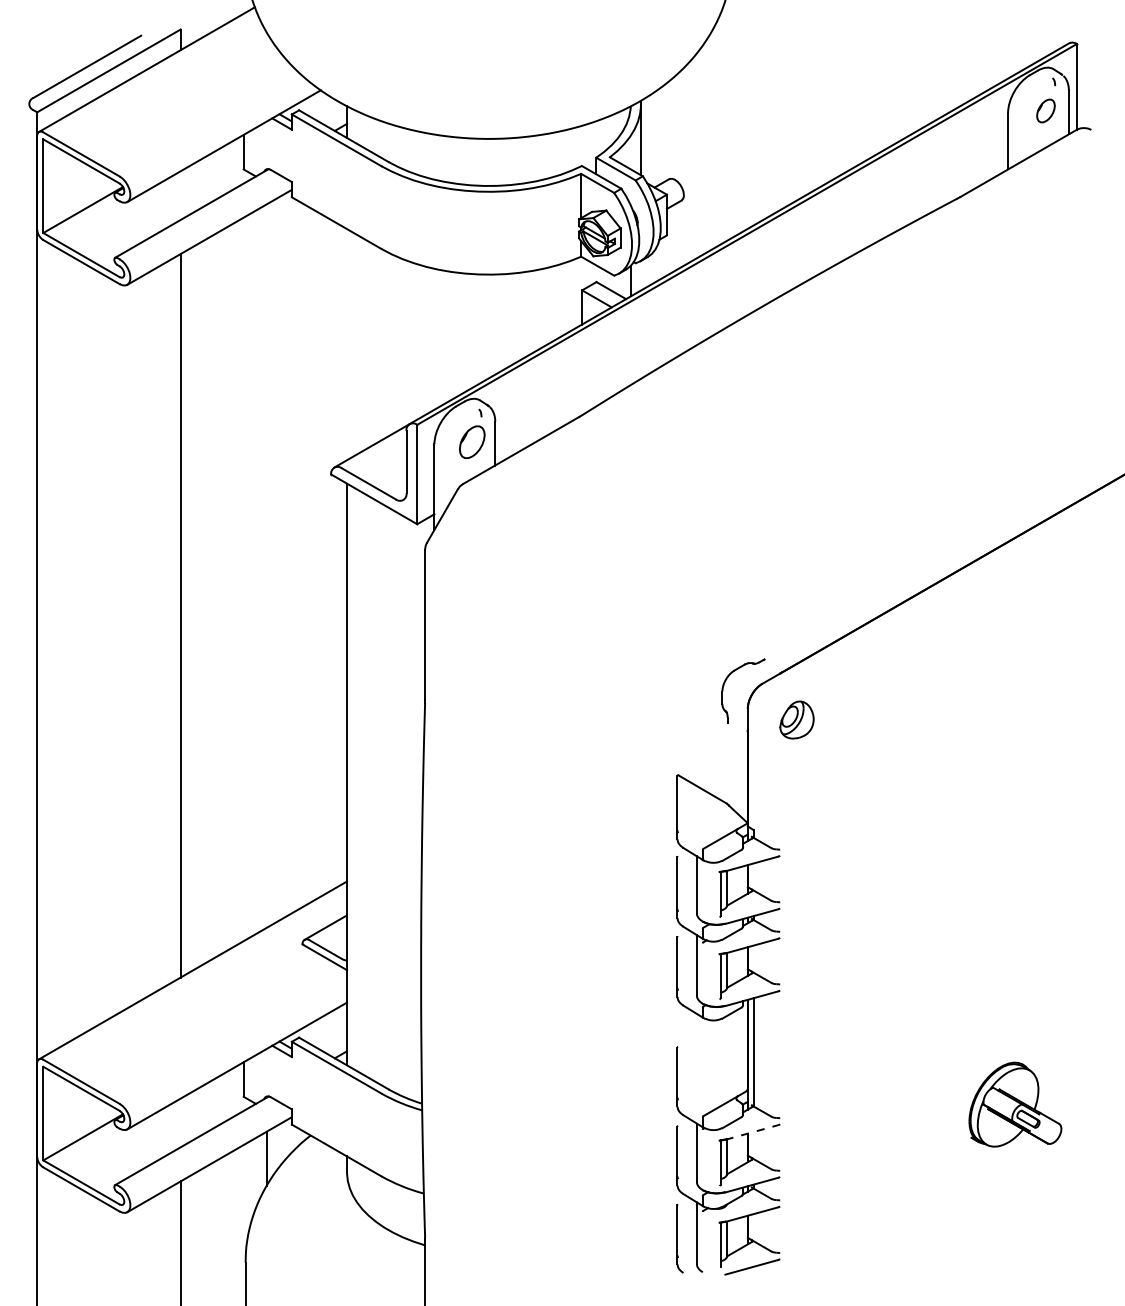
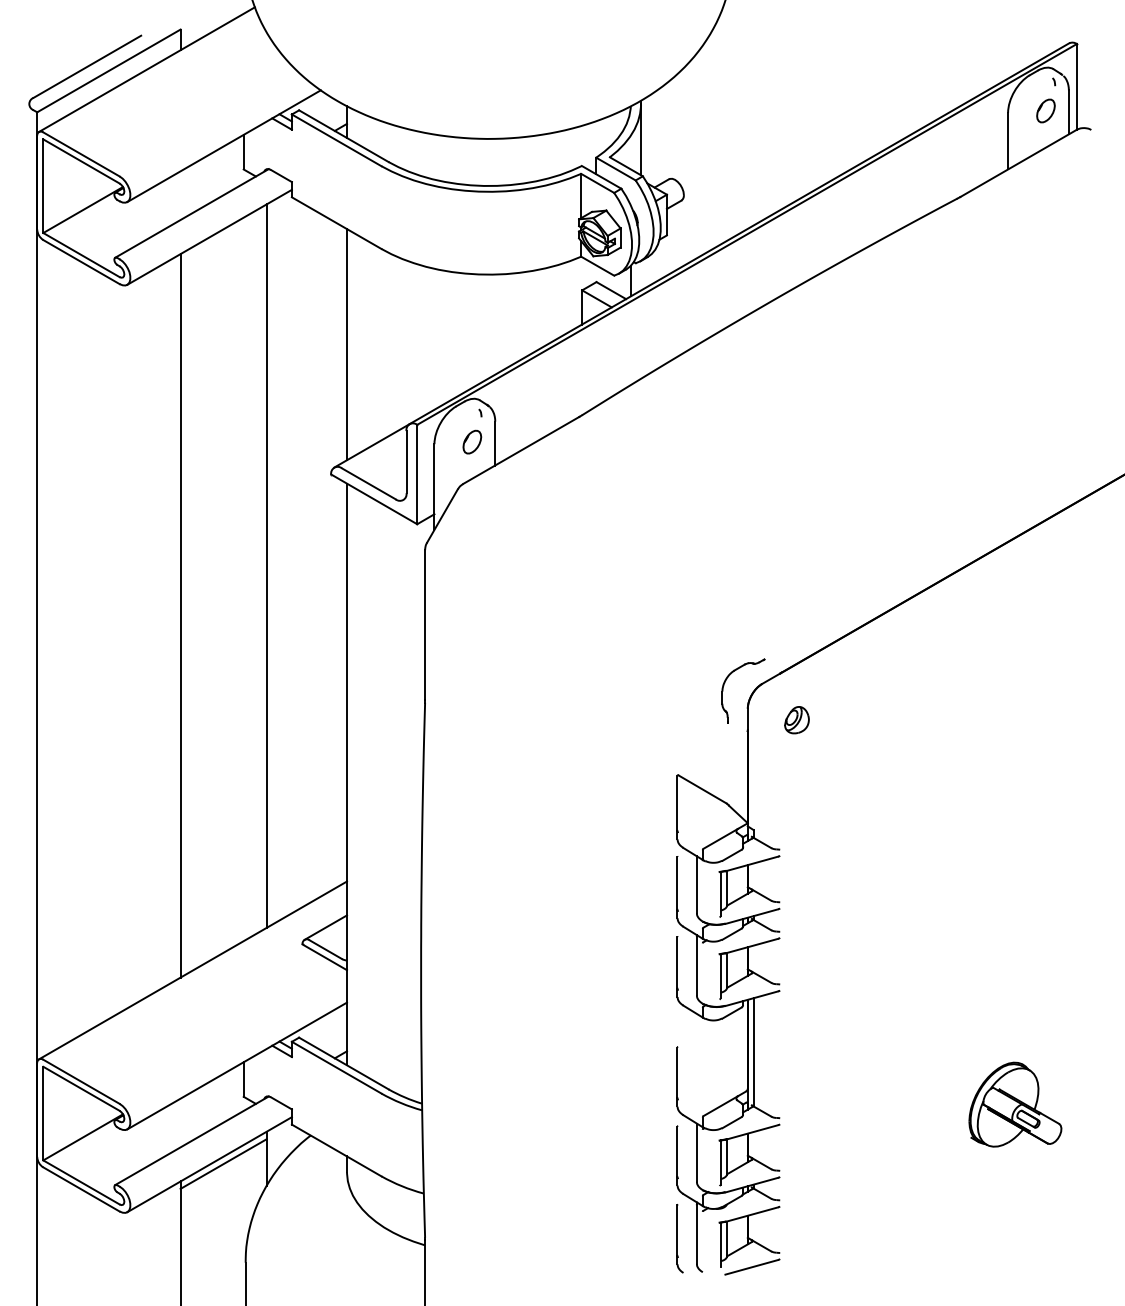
line: none -> present (346, 344)
part size: 27x34 px -> 21x26 px (472, 441)
line: none -> present (266, 565)
part size: 36x40 px -> 26x29 px (796, 720)
line: dashed -> solid (752, 1132)
line: none -> present (223, 1163)
